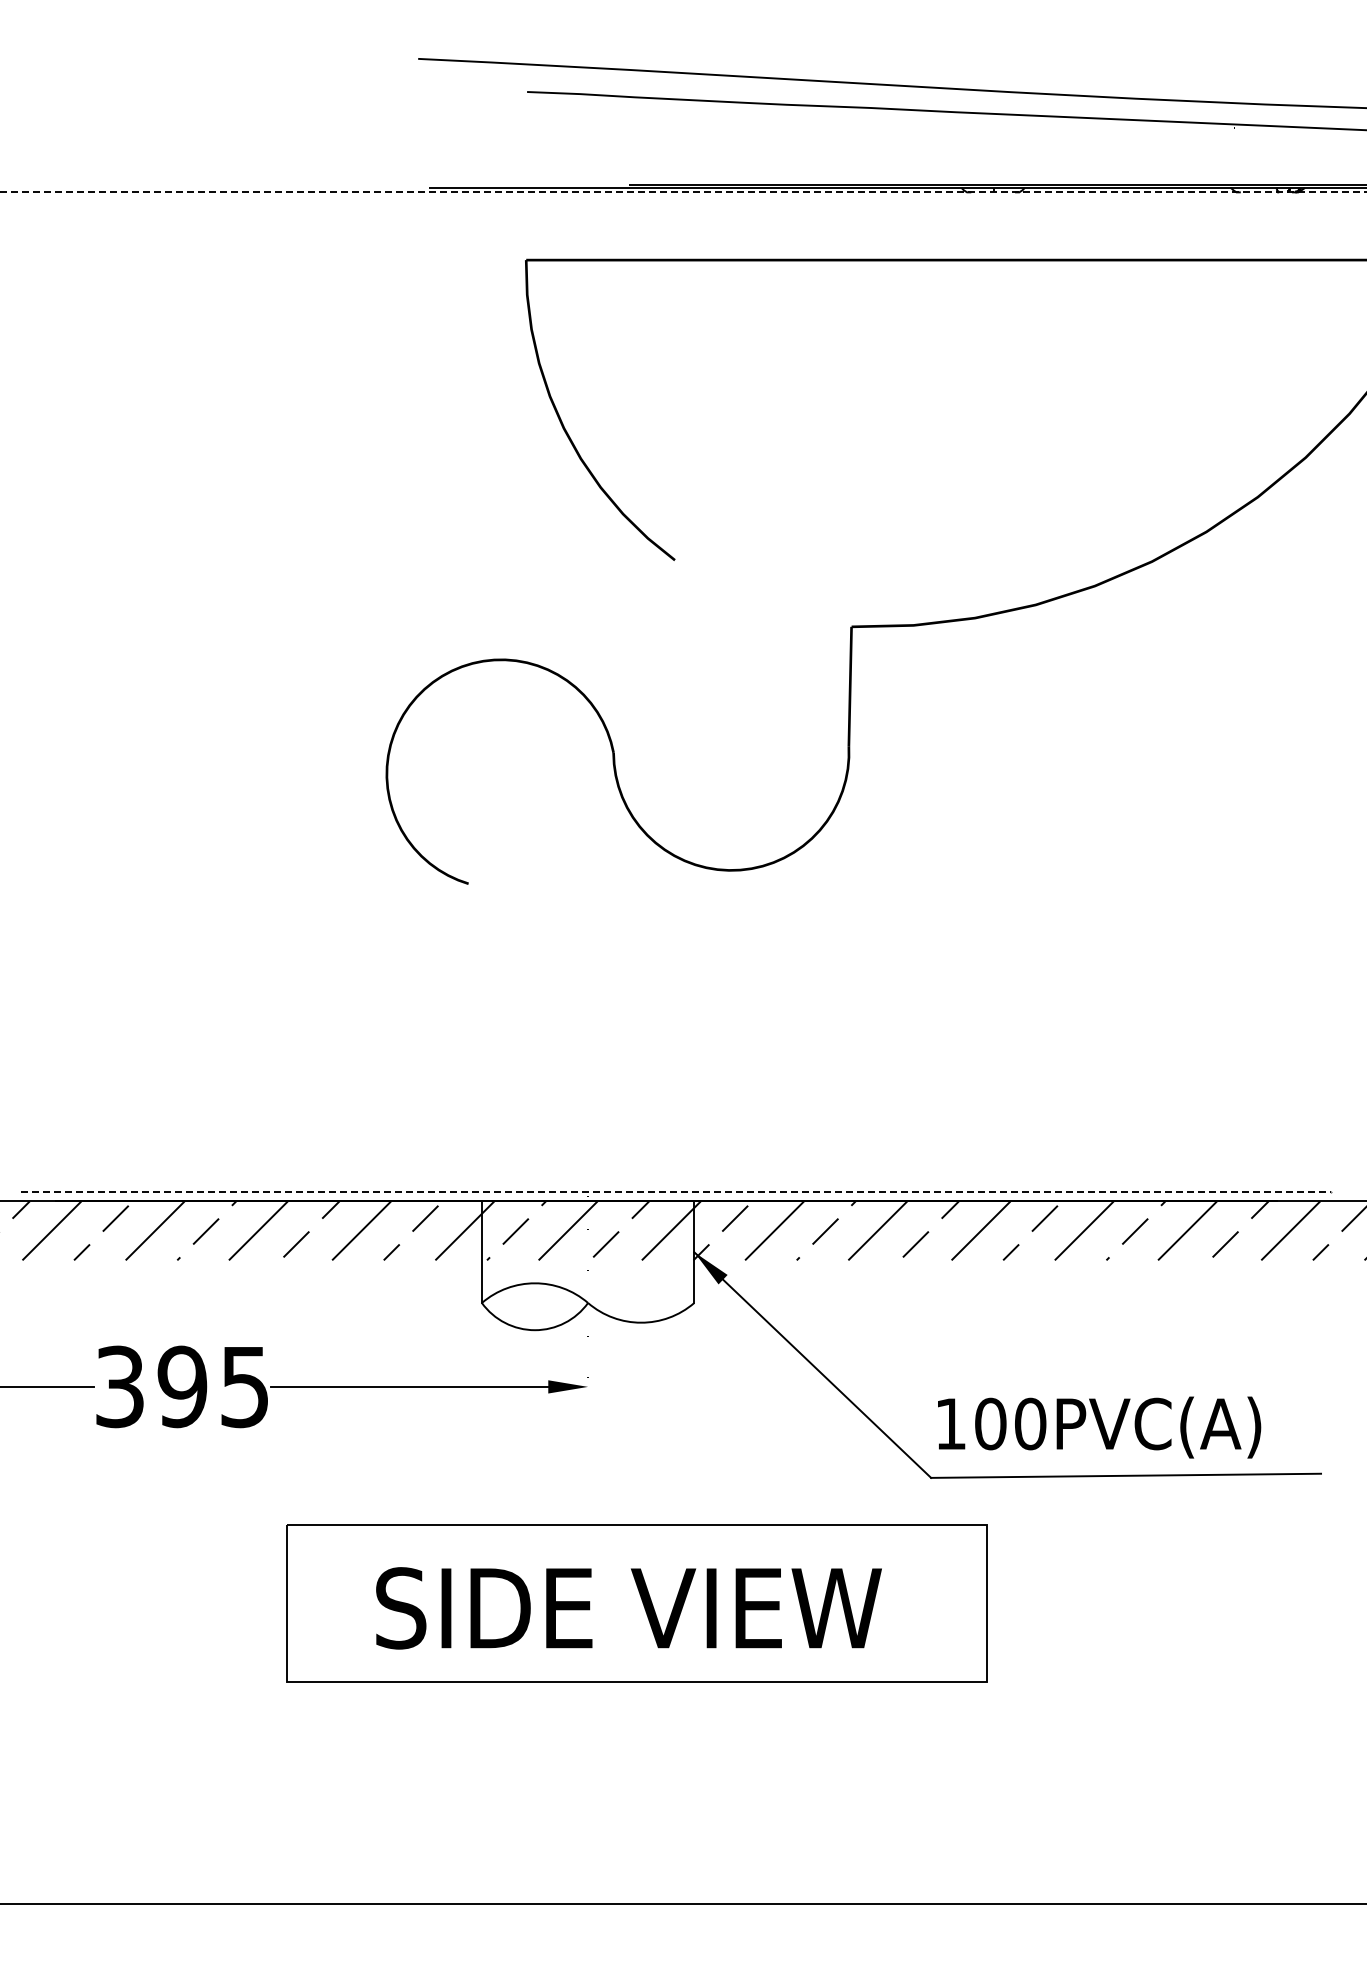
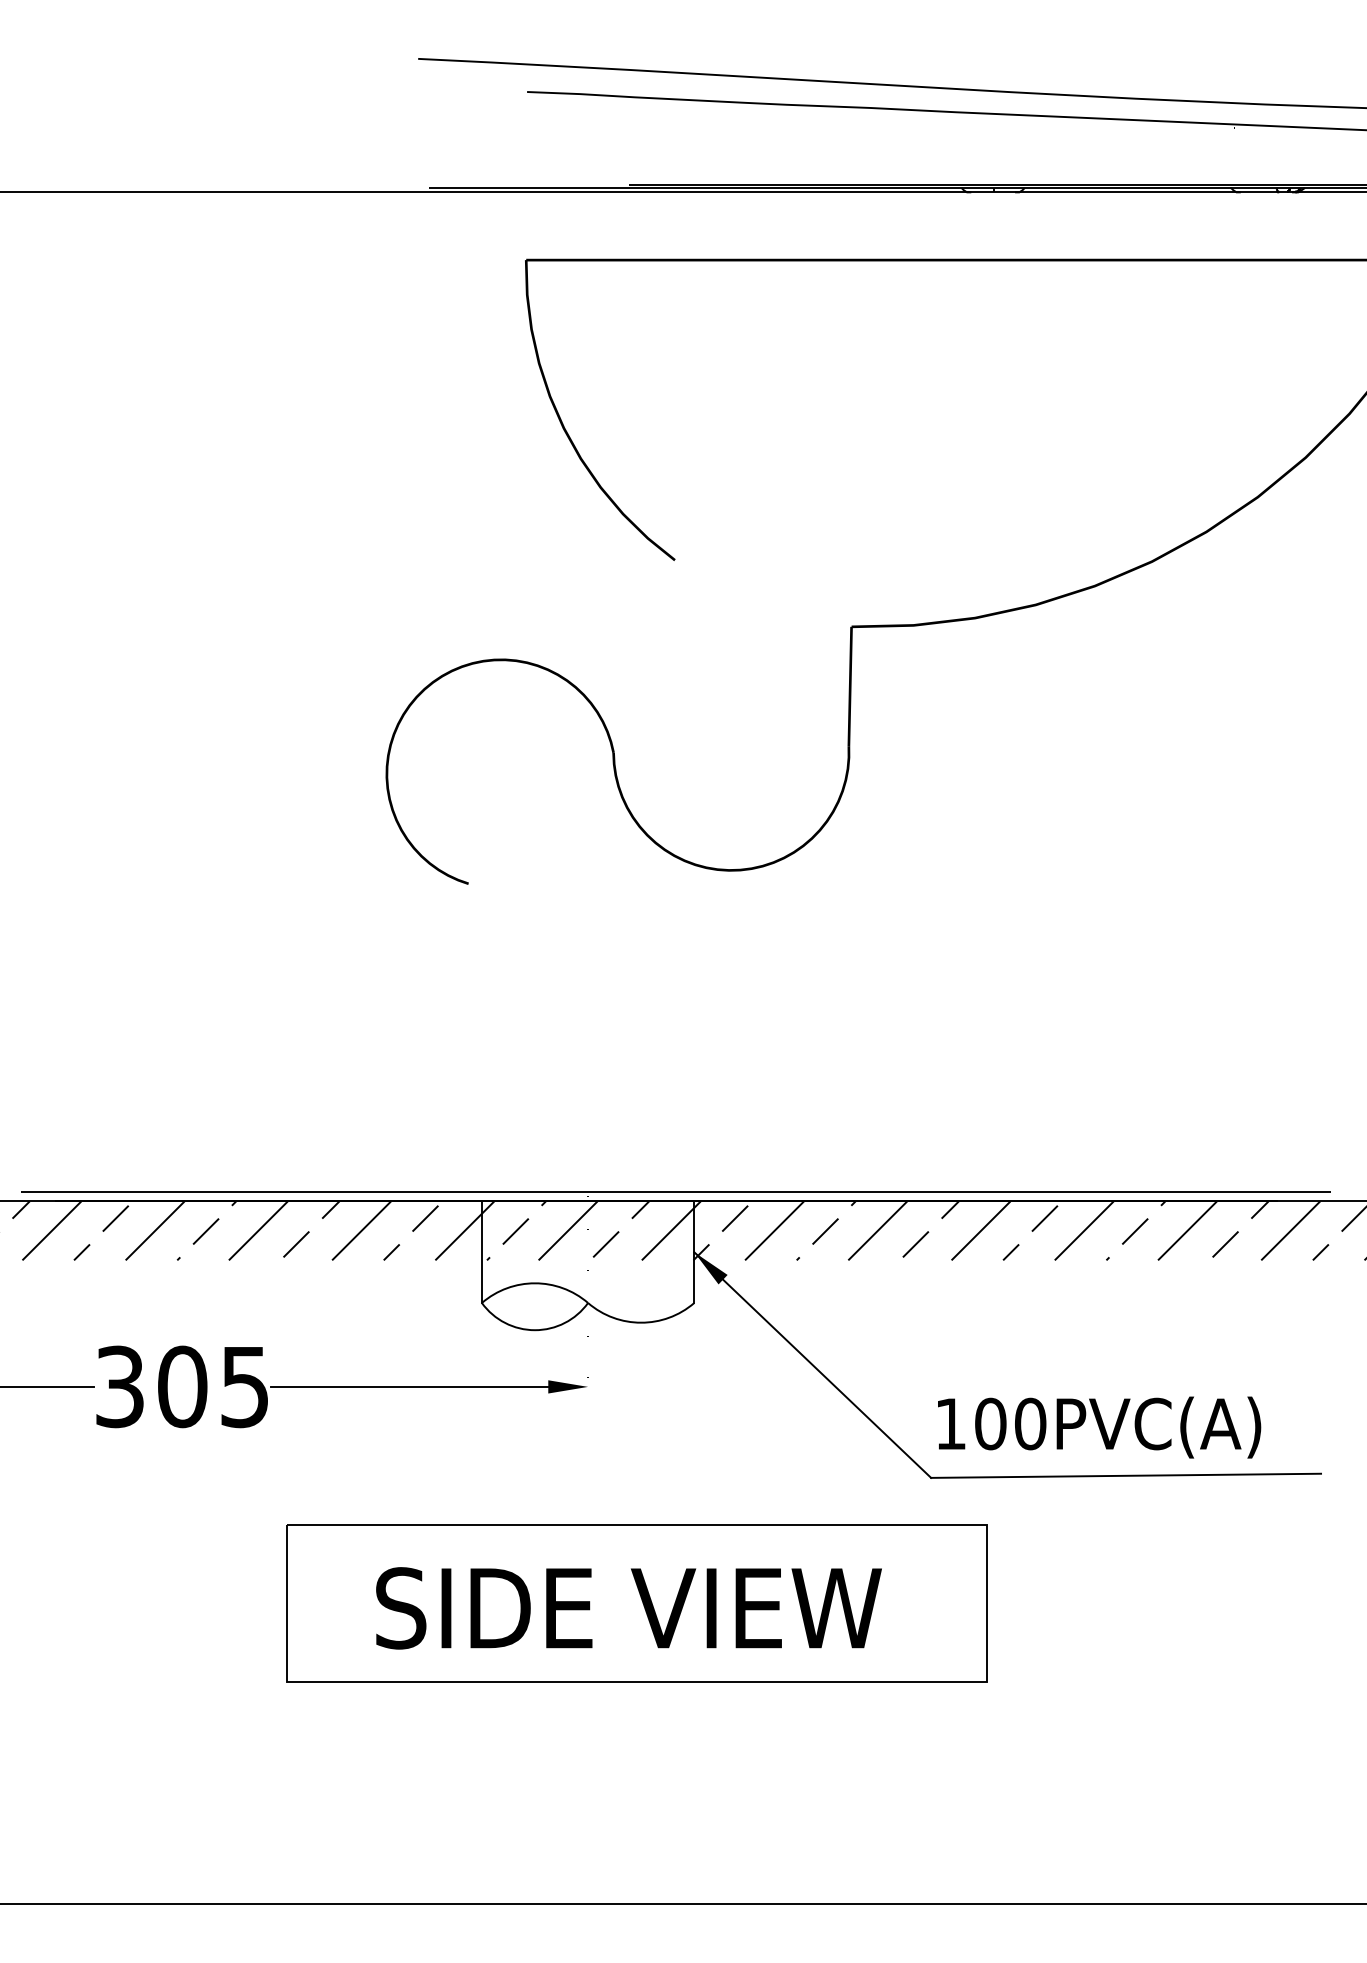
line: dashed -> solid (683, 192)
line: dashed -> solid (676, 1191)
text: 395 -> 305 (182, 1386)
